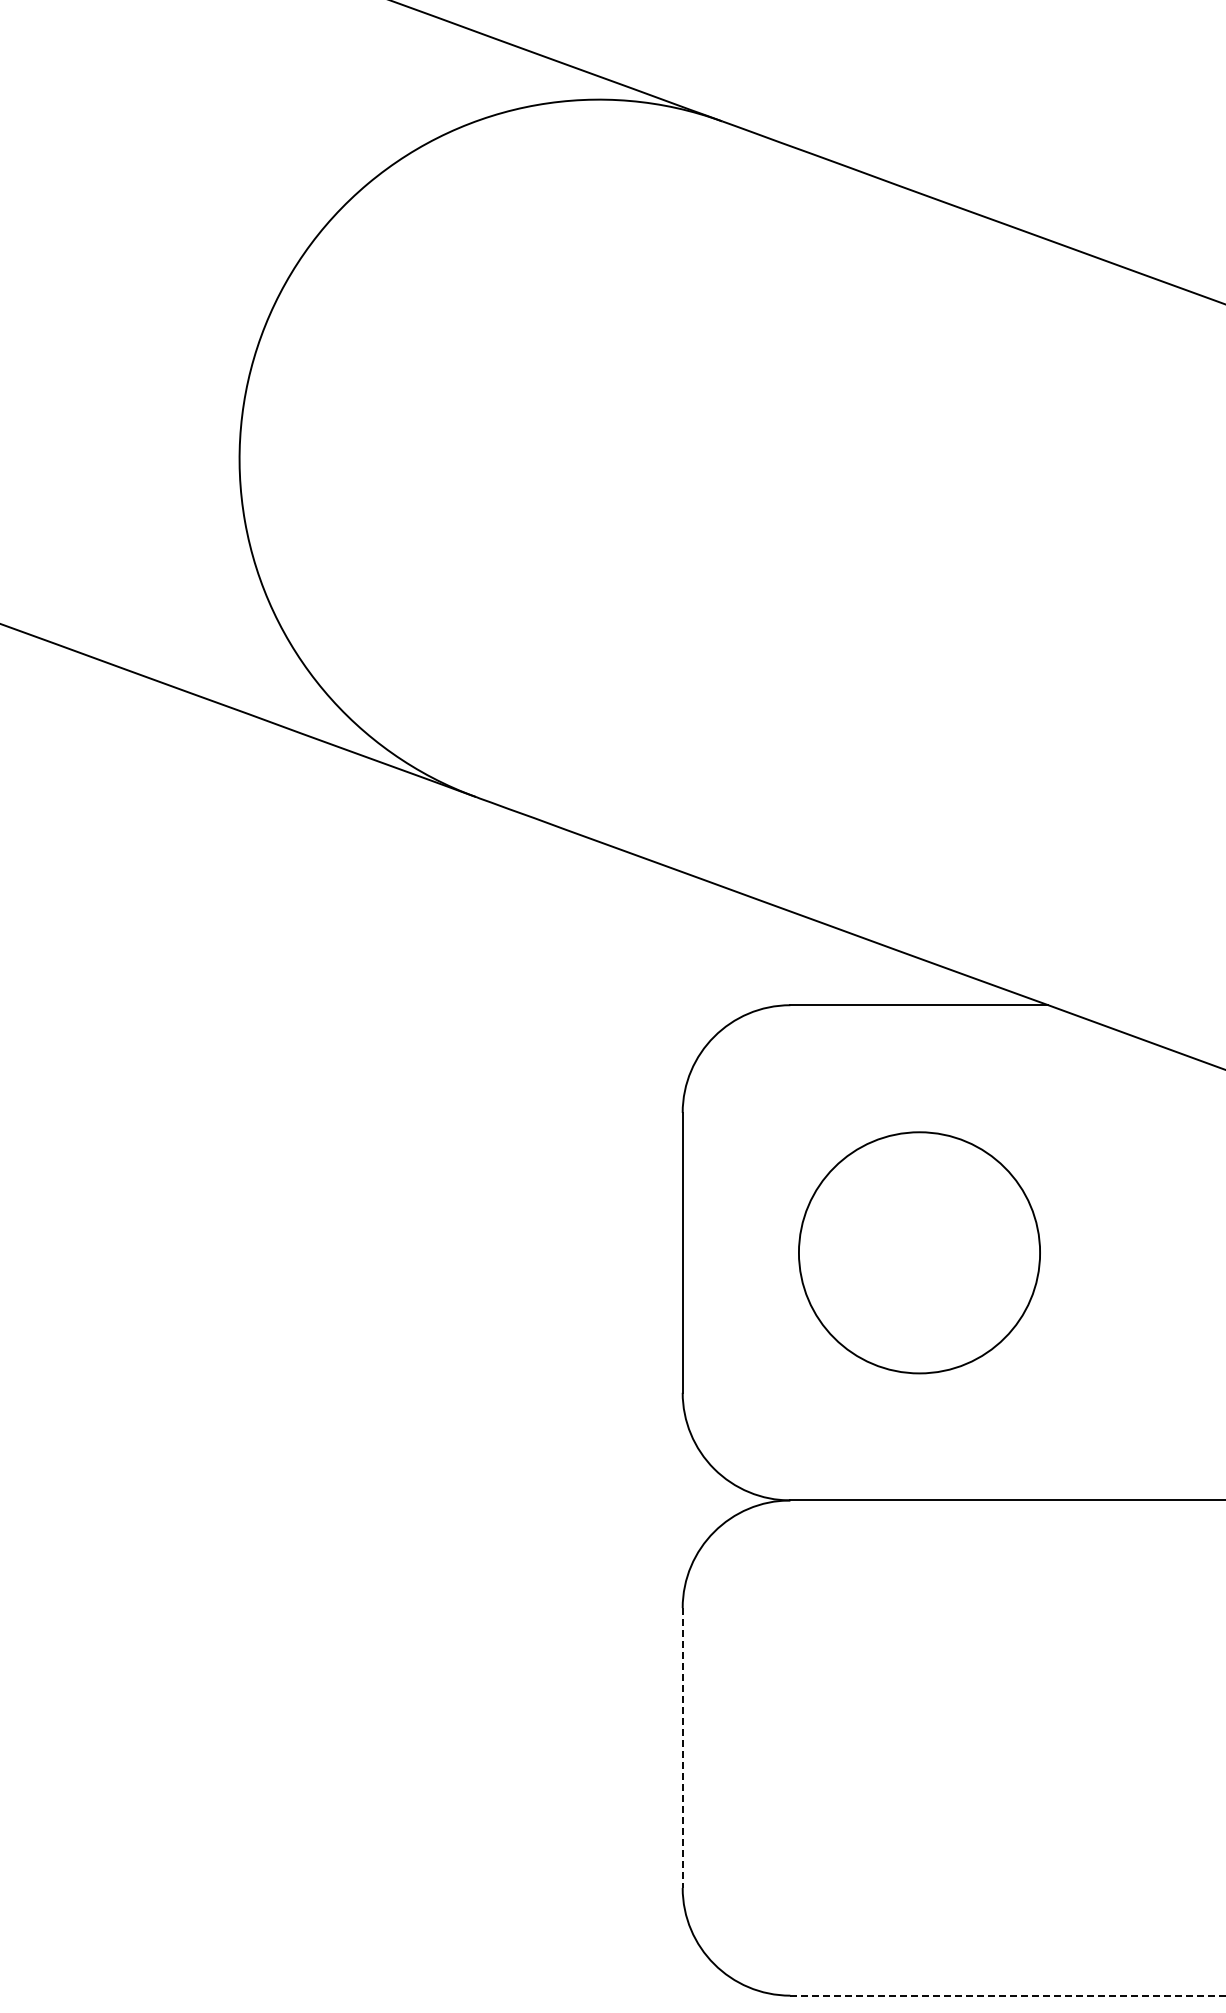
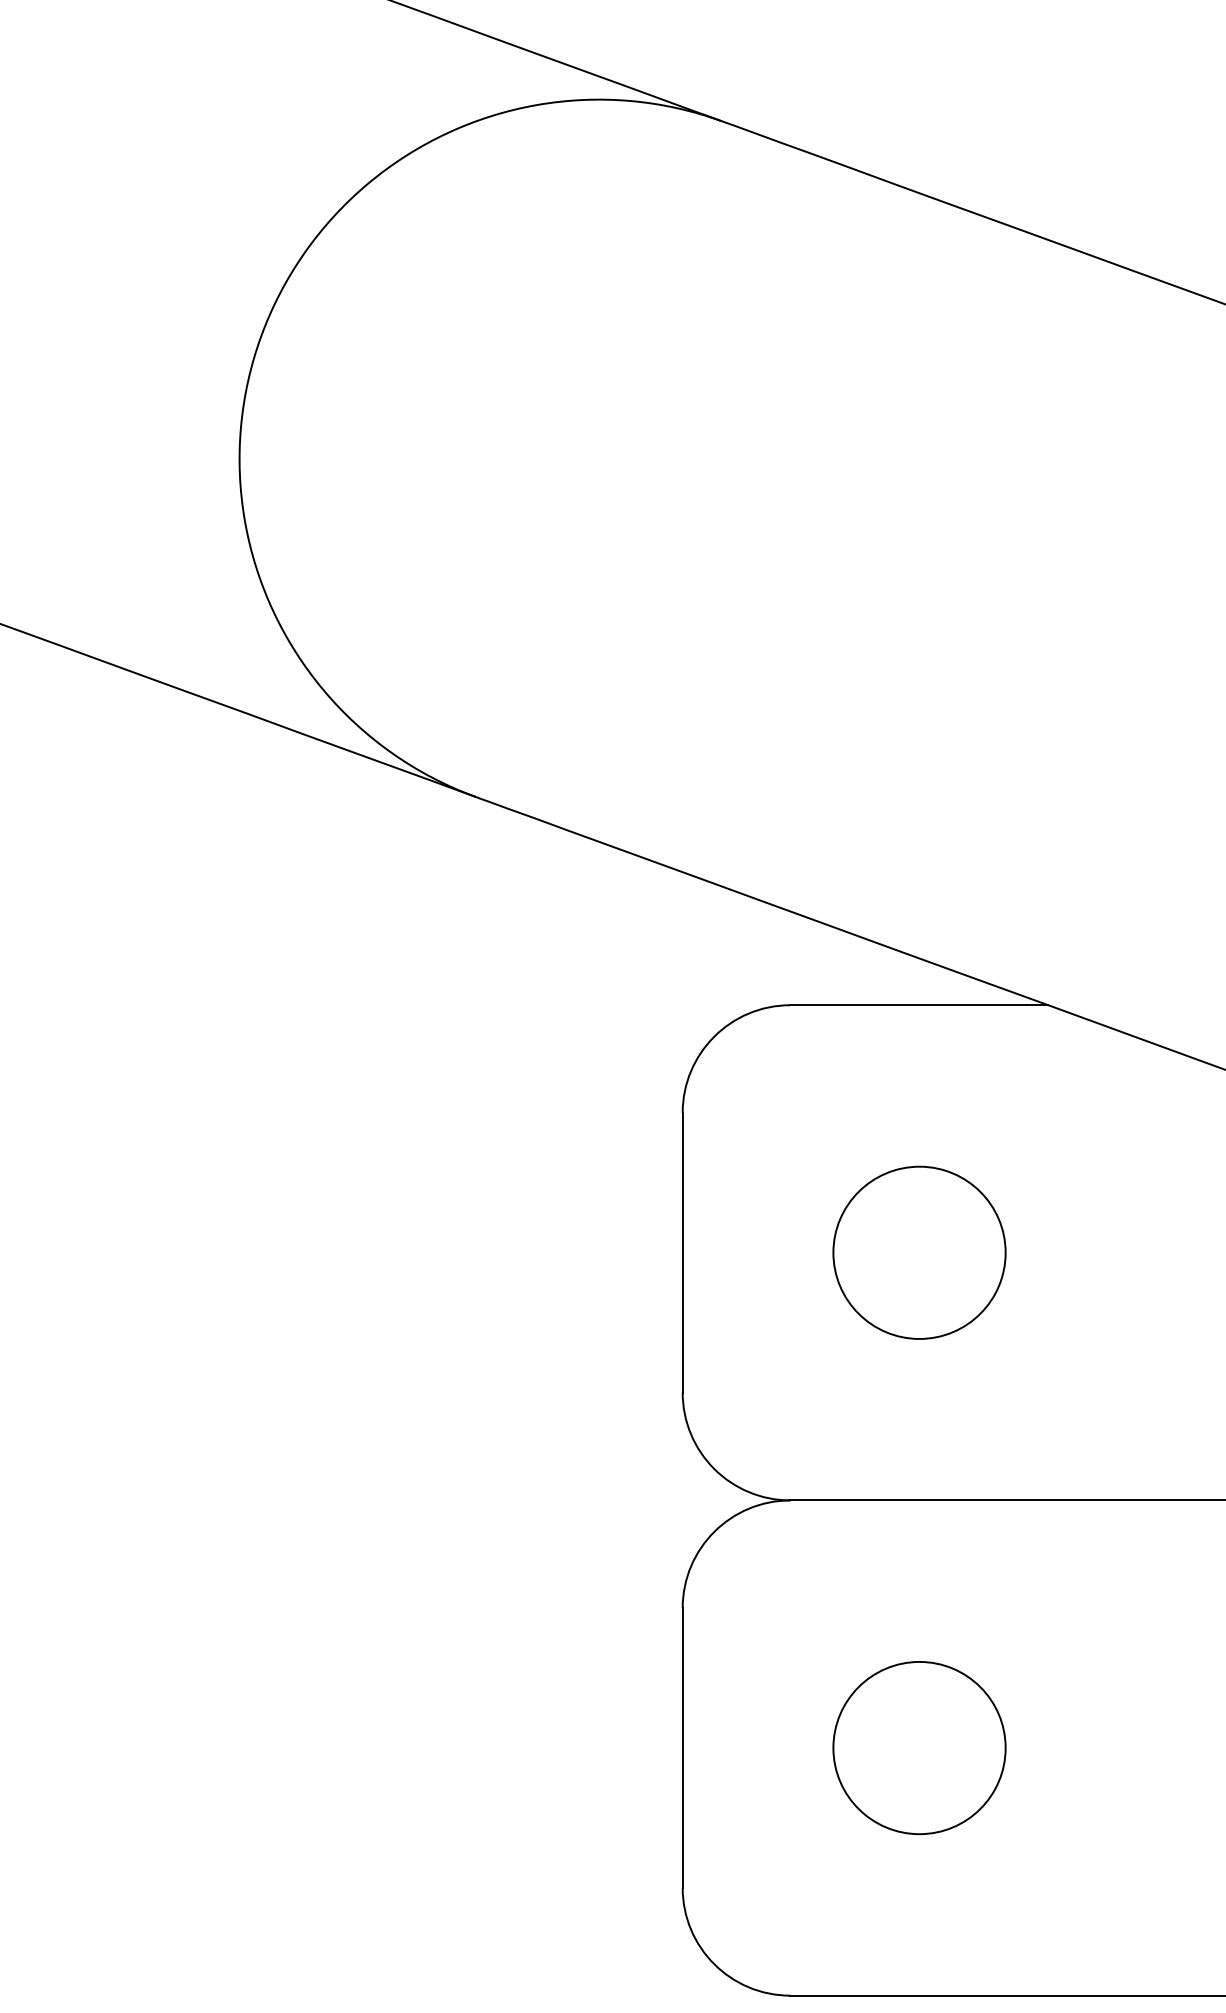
circle diameter: 241 px -> 172 px (919, 1252)
line: dashed -> solid (682, 1748)
circle: none -> present (919, 1748)
line: dashed -> solid (1008, 1995)
